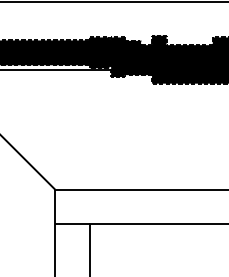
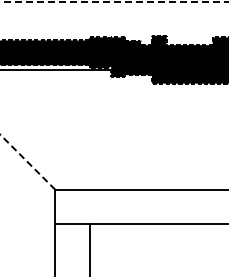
line: solid -> dashed (114, 1)
line: solid -> dashed (27, 162)
